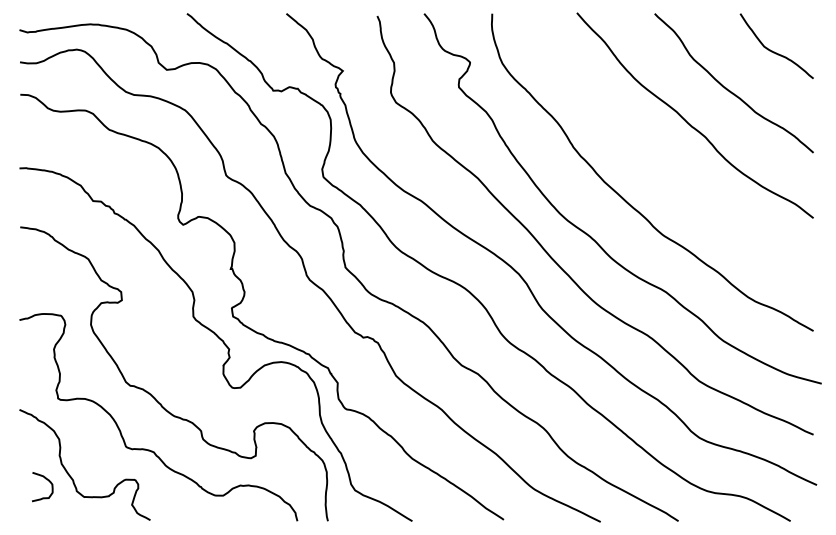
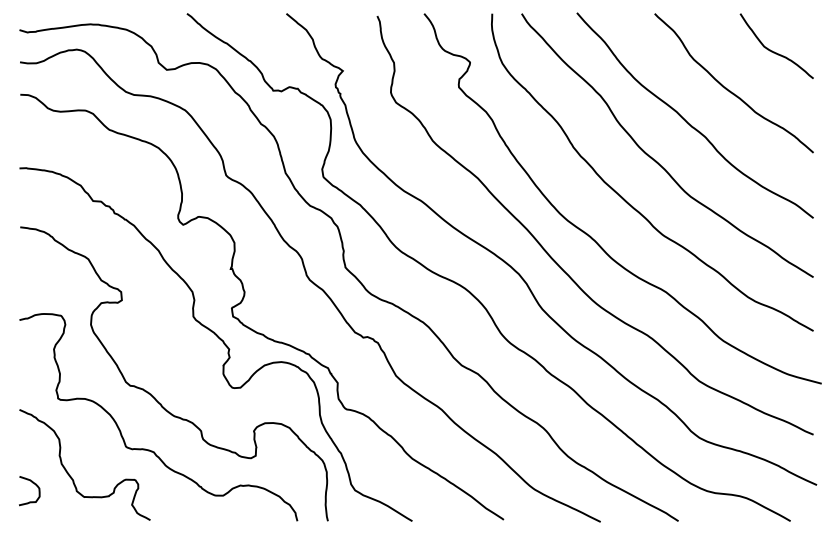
curve: none -> present (655, 159)
curve position: (48, 481) -> (35, 485) (35, 485)
